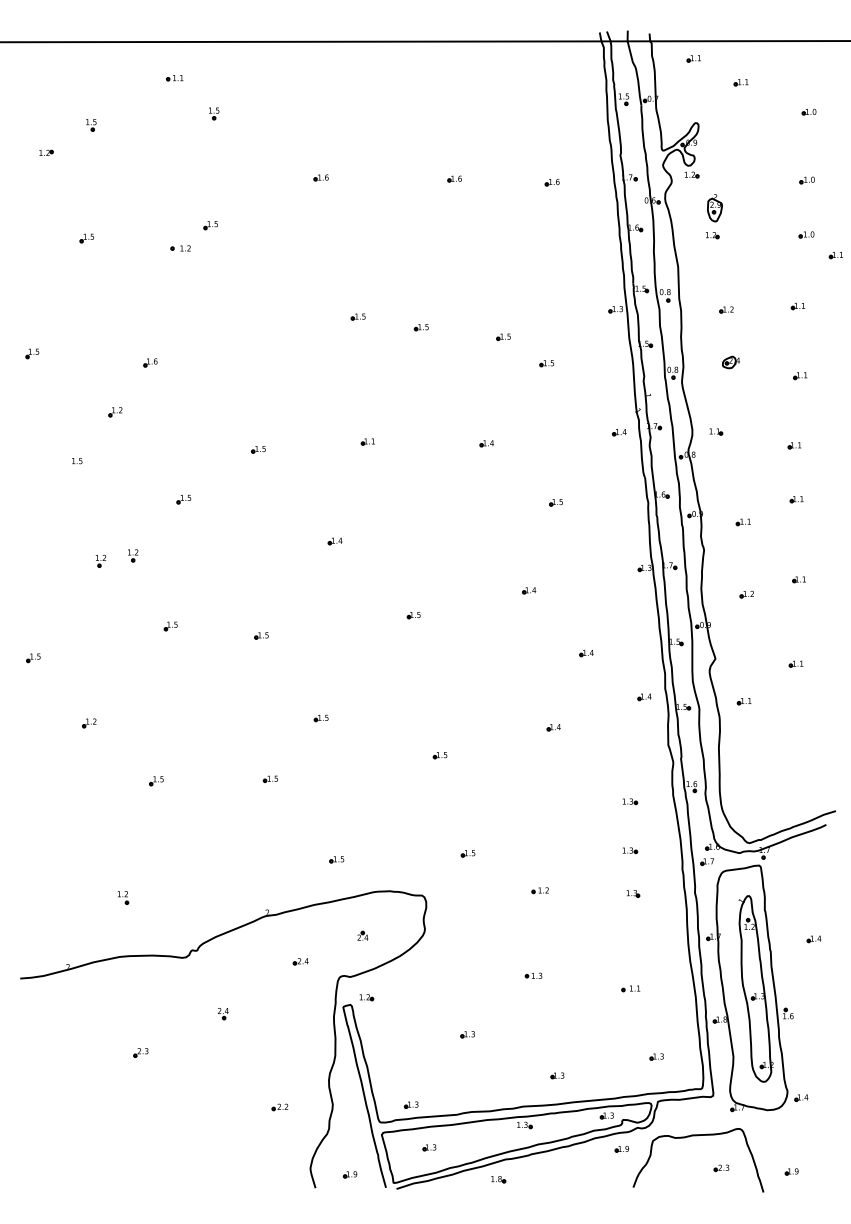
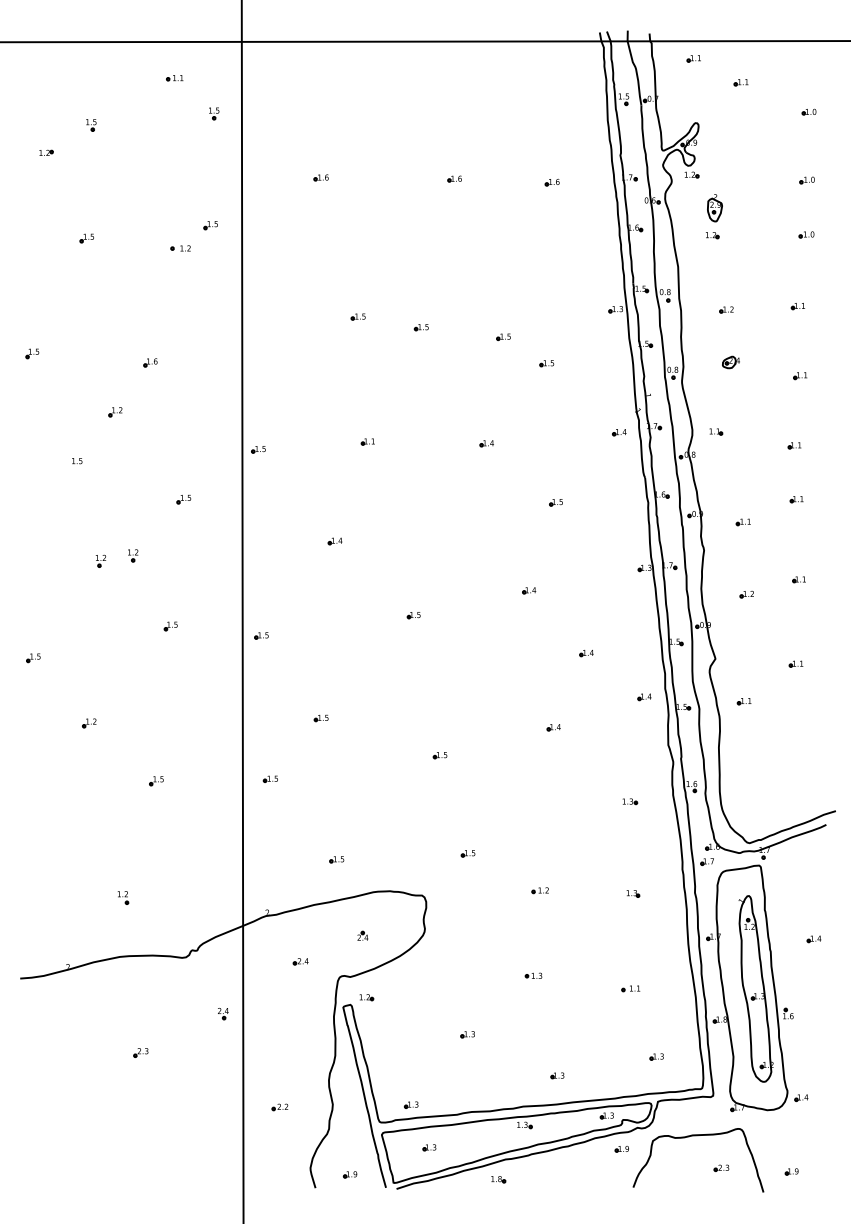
part: present -> none (835, 255)
line: none -> present (242, 611)
part: present -> none (630, 850)
